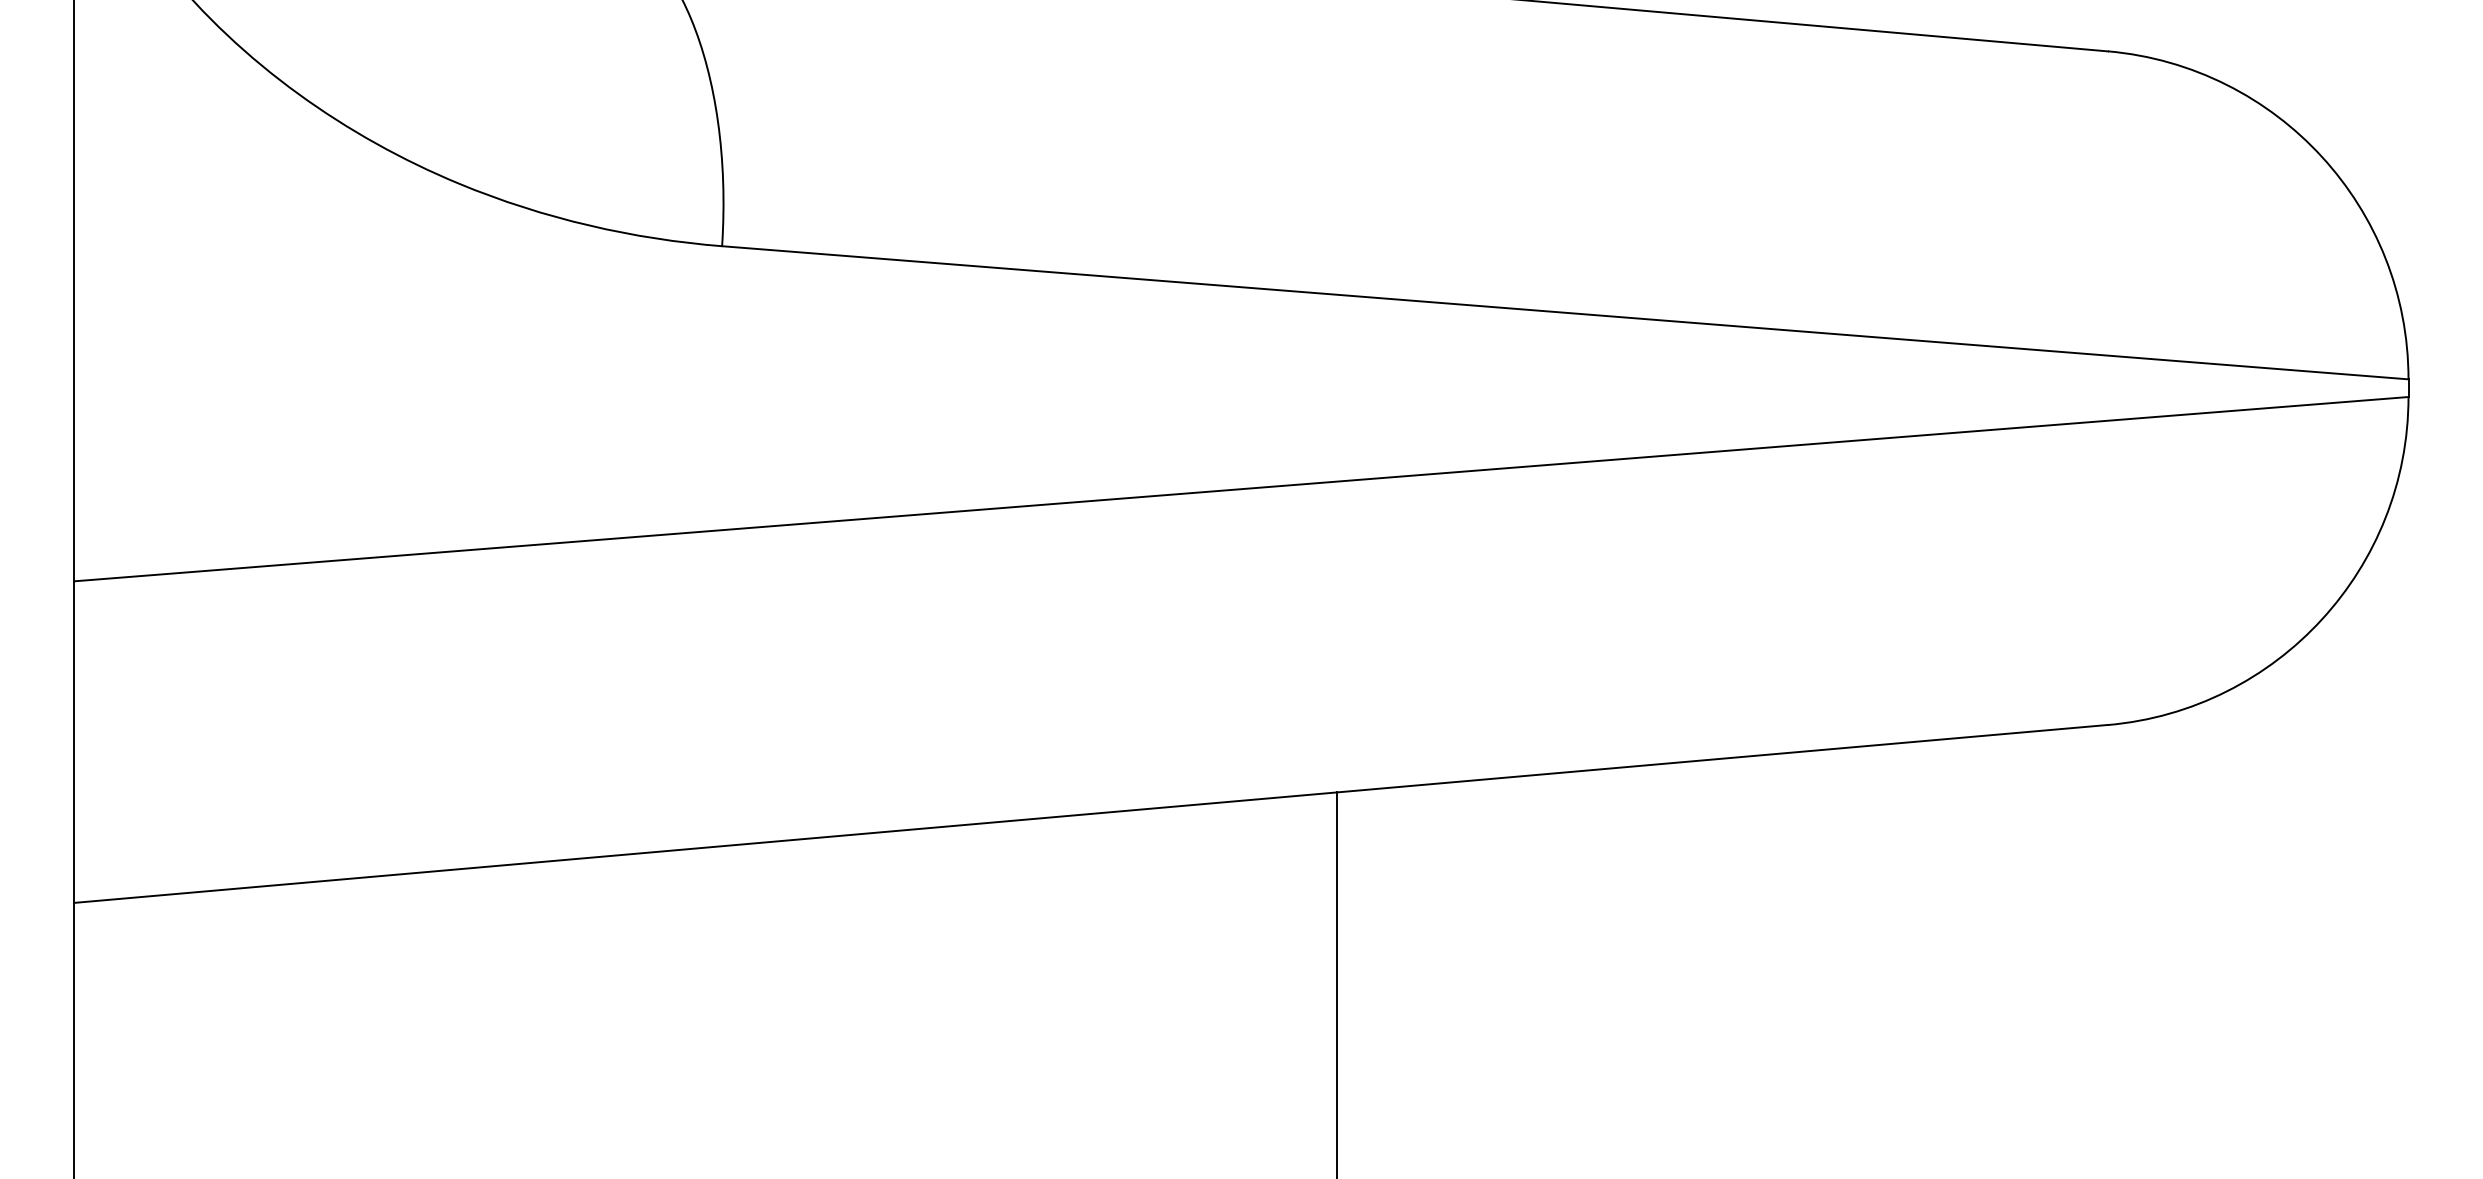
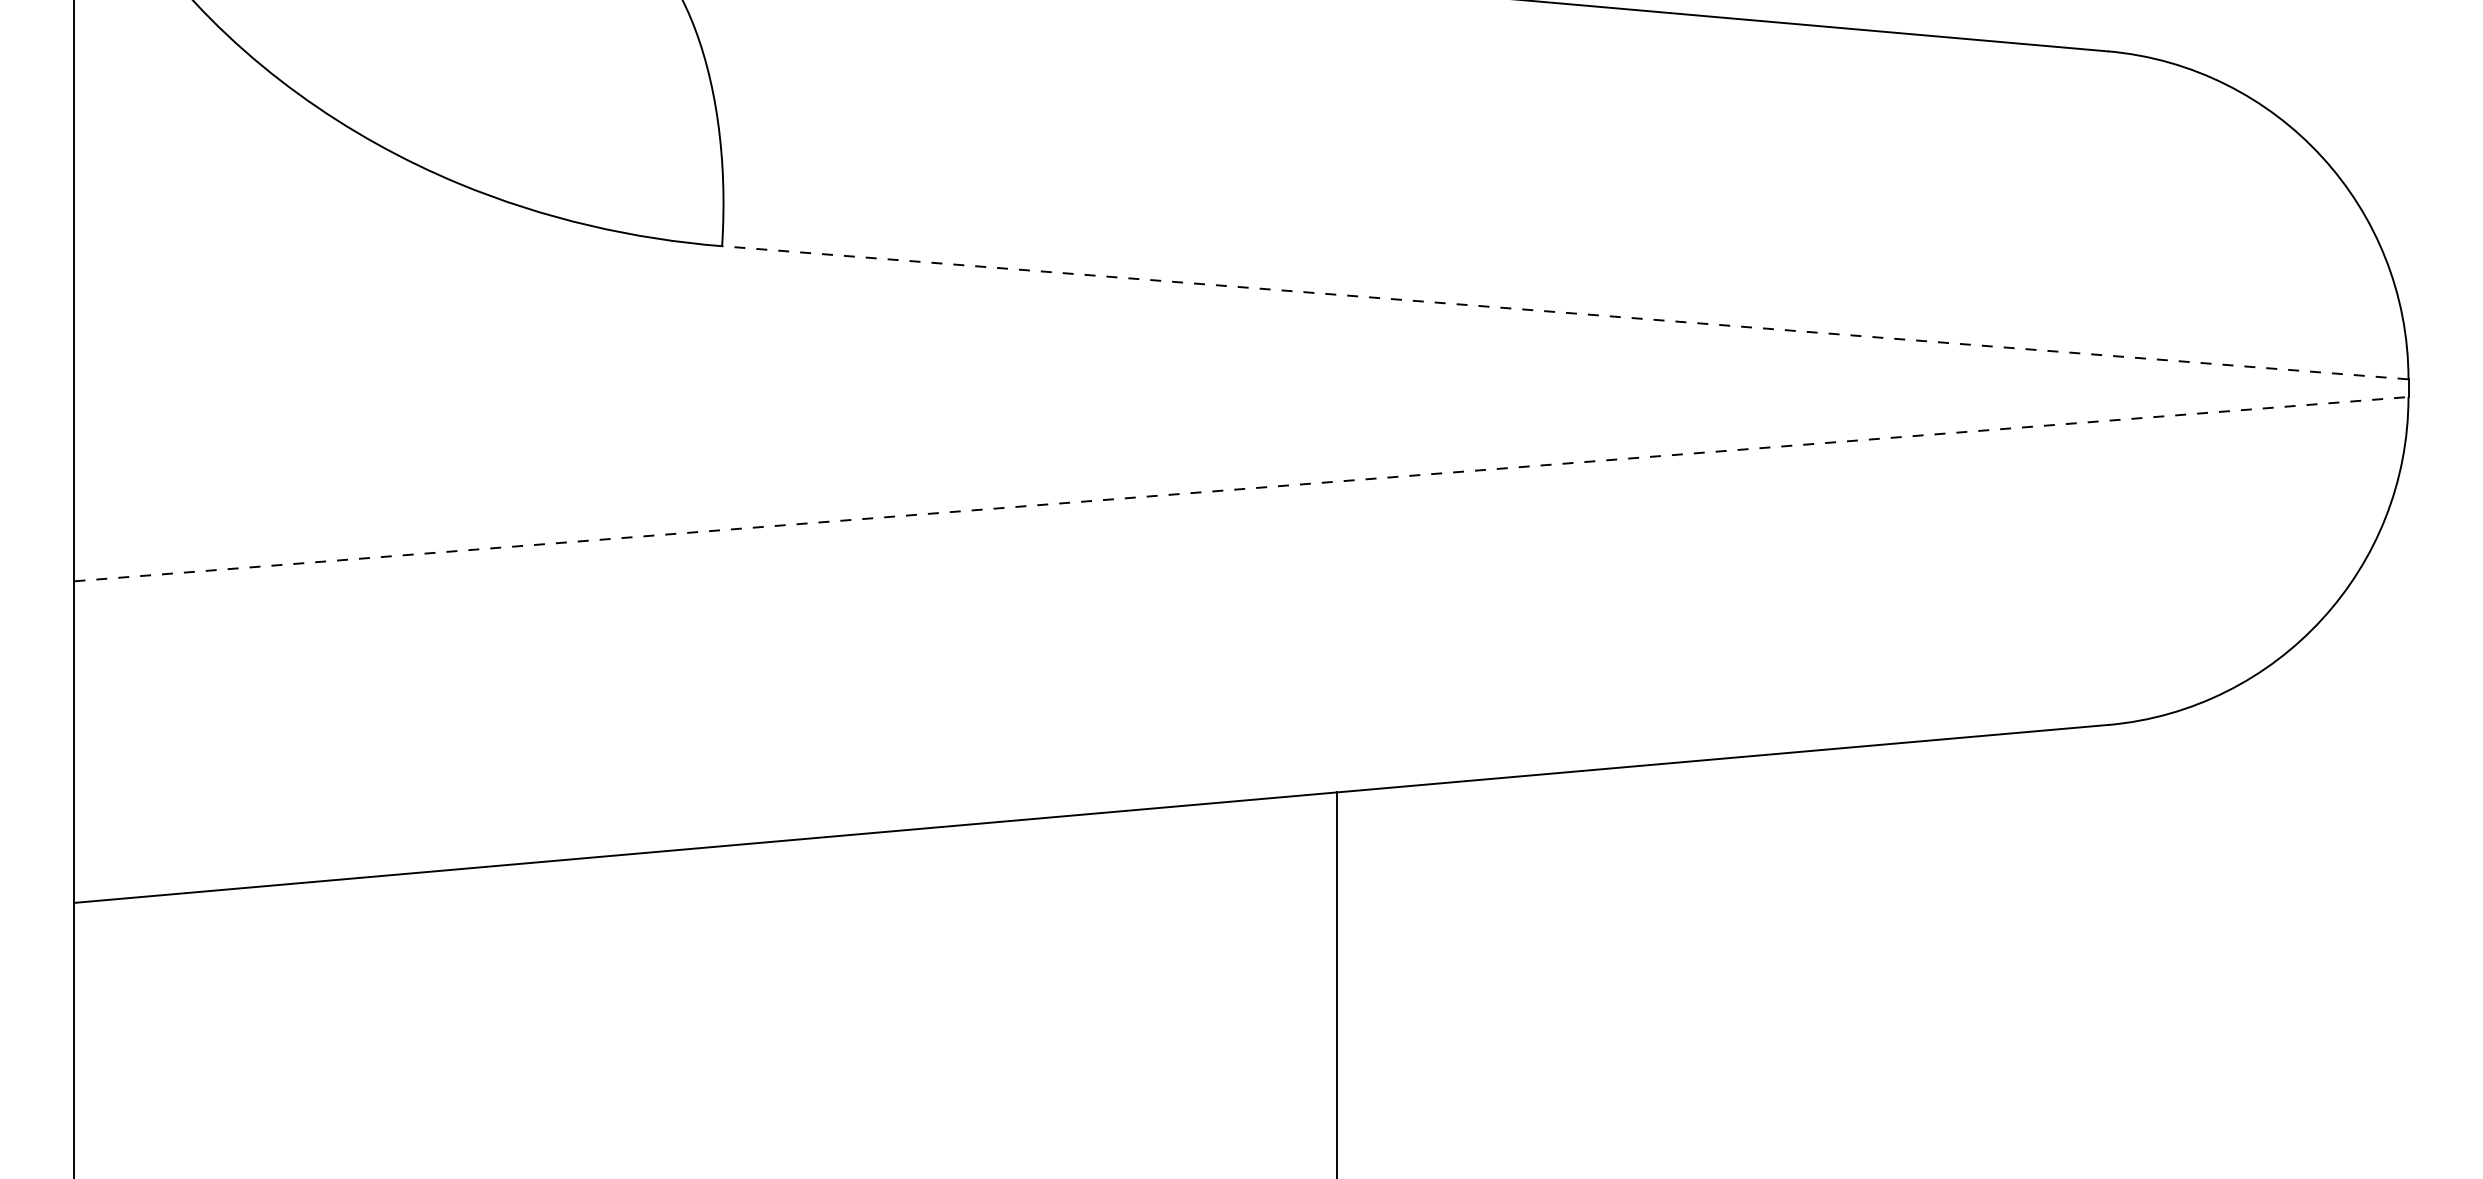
line: solid -> dashed (1565, 312)
line: solid -> dashed (1241, 489)
